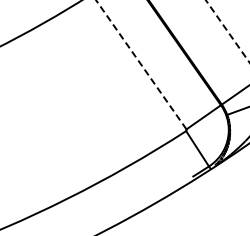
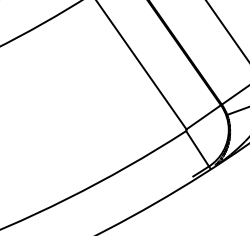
line: dashed -> solid (228, 31)
line: dashed -> solid (141, 64)
